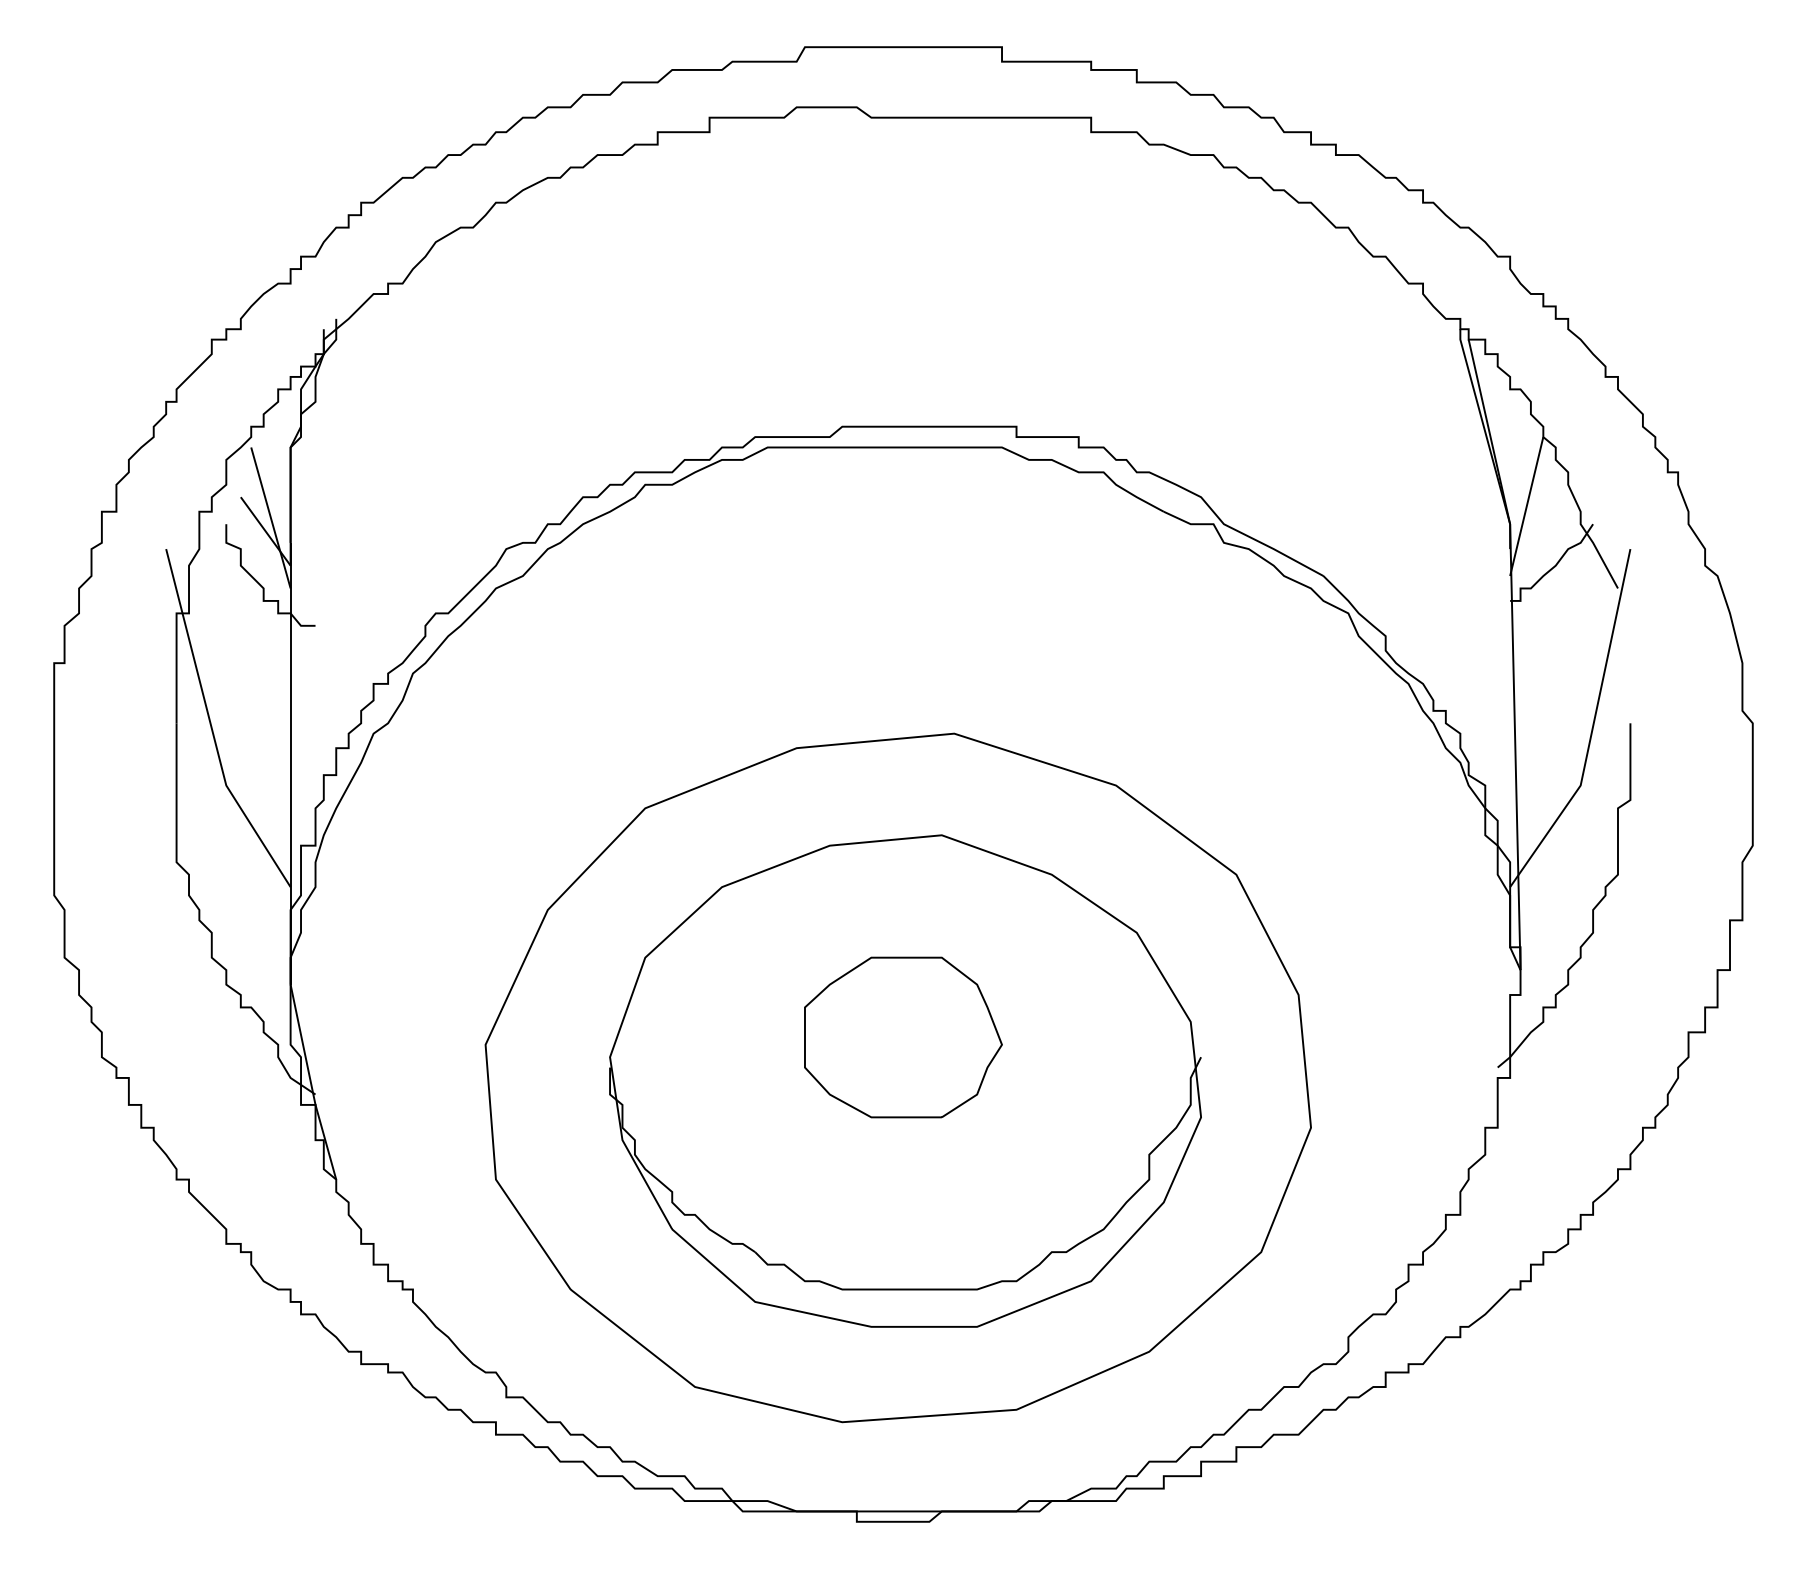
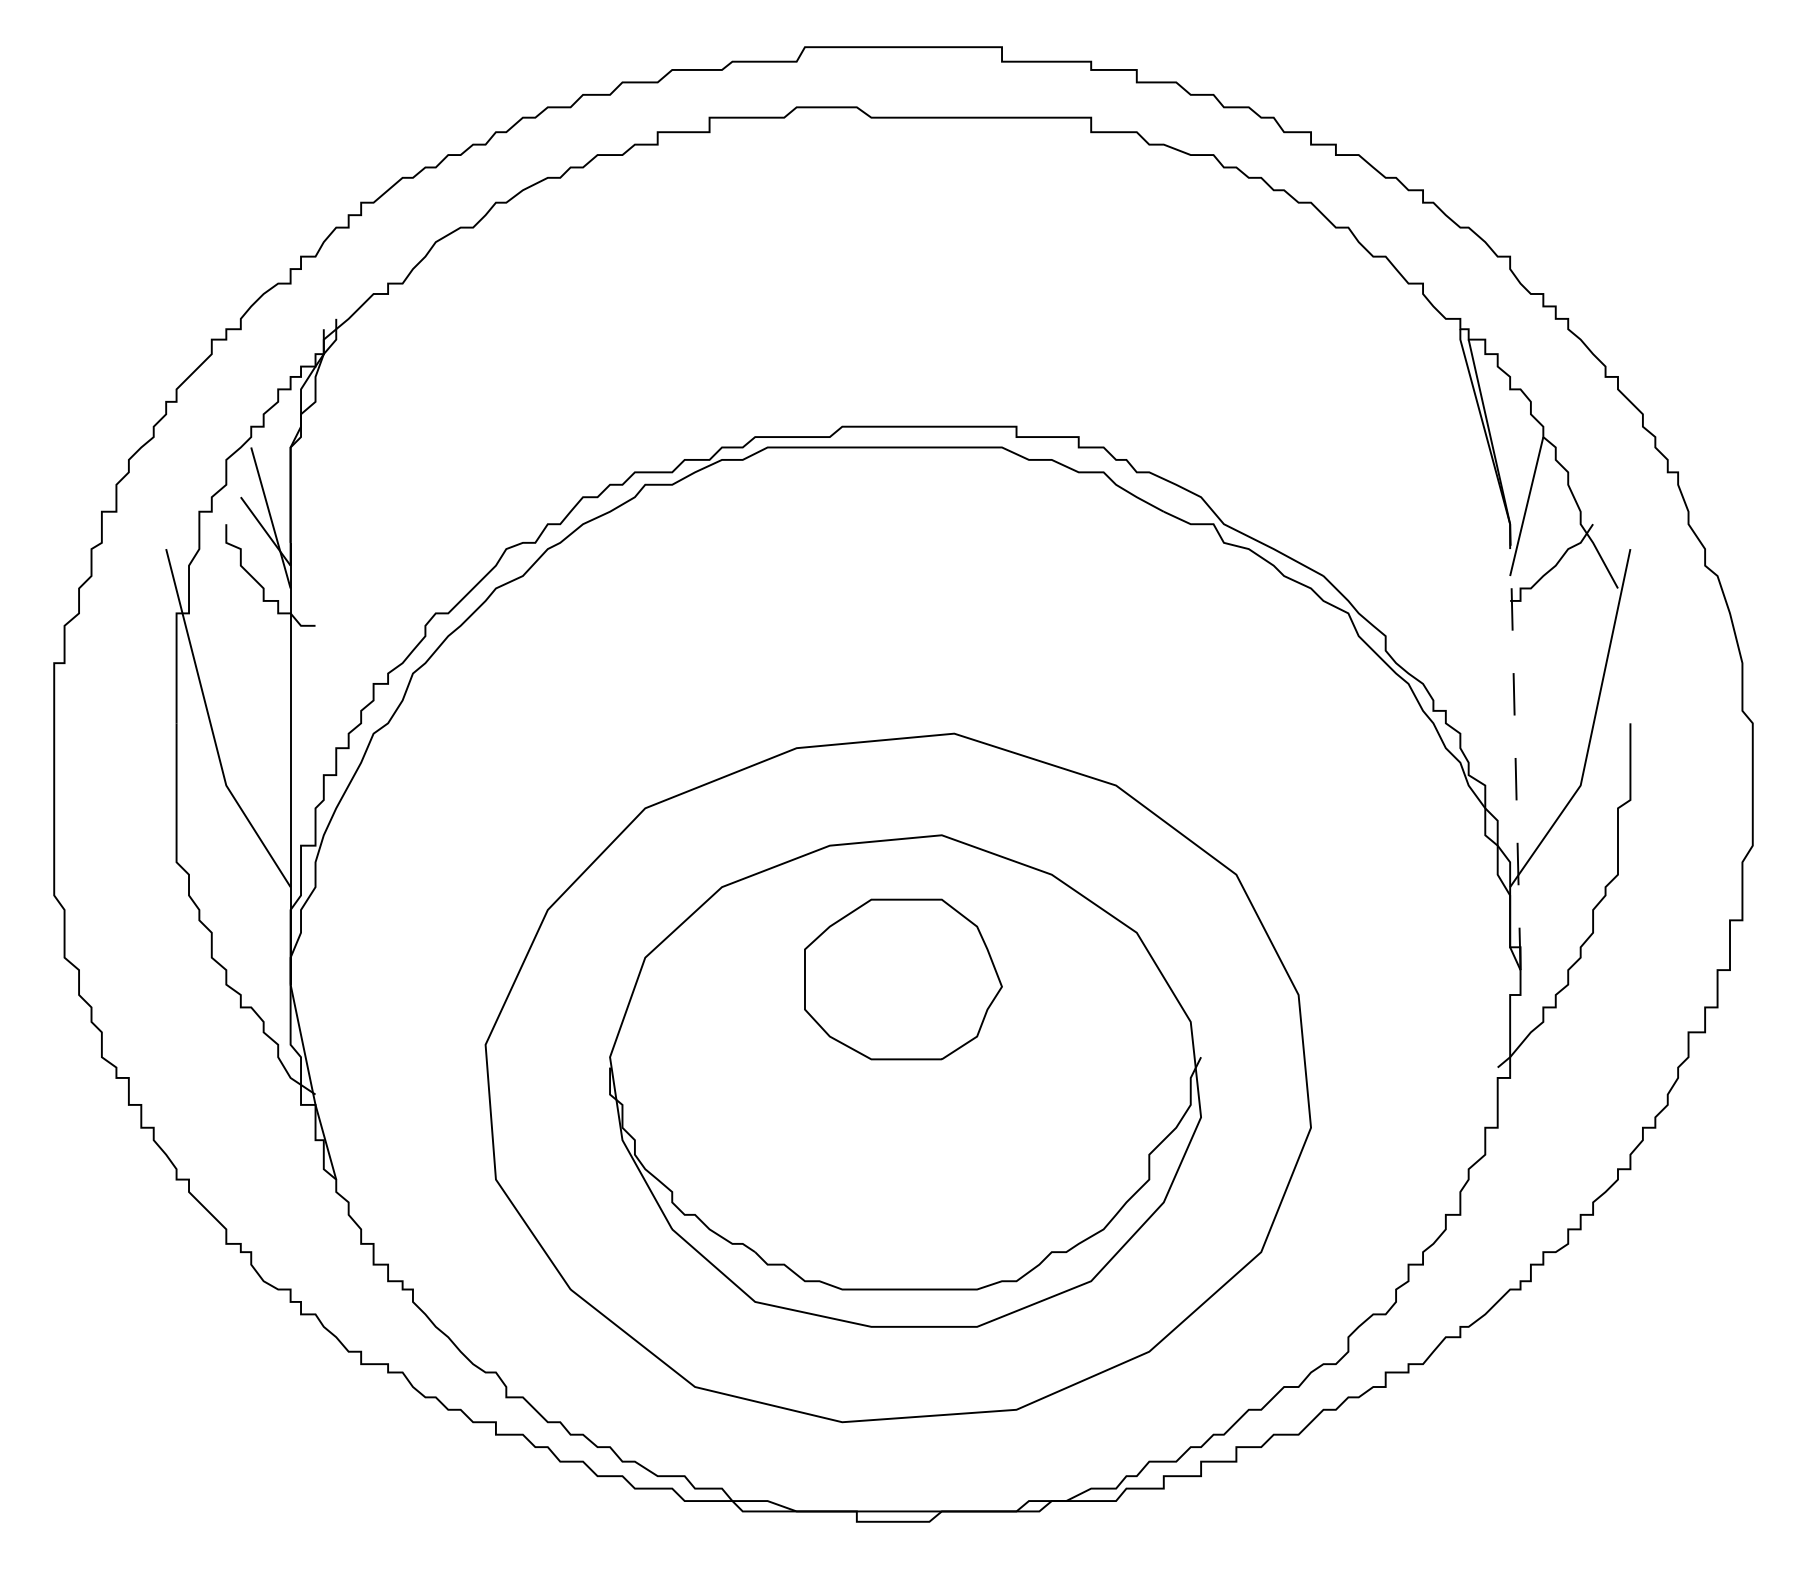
line: solid -> dashed (1515, 746)
part position: (903, 1037) -> (903, 979) (903, 979)
